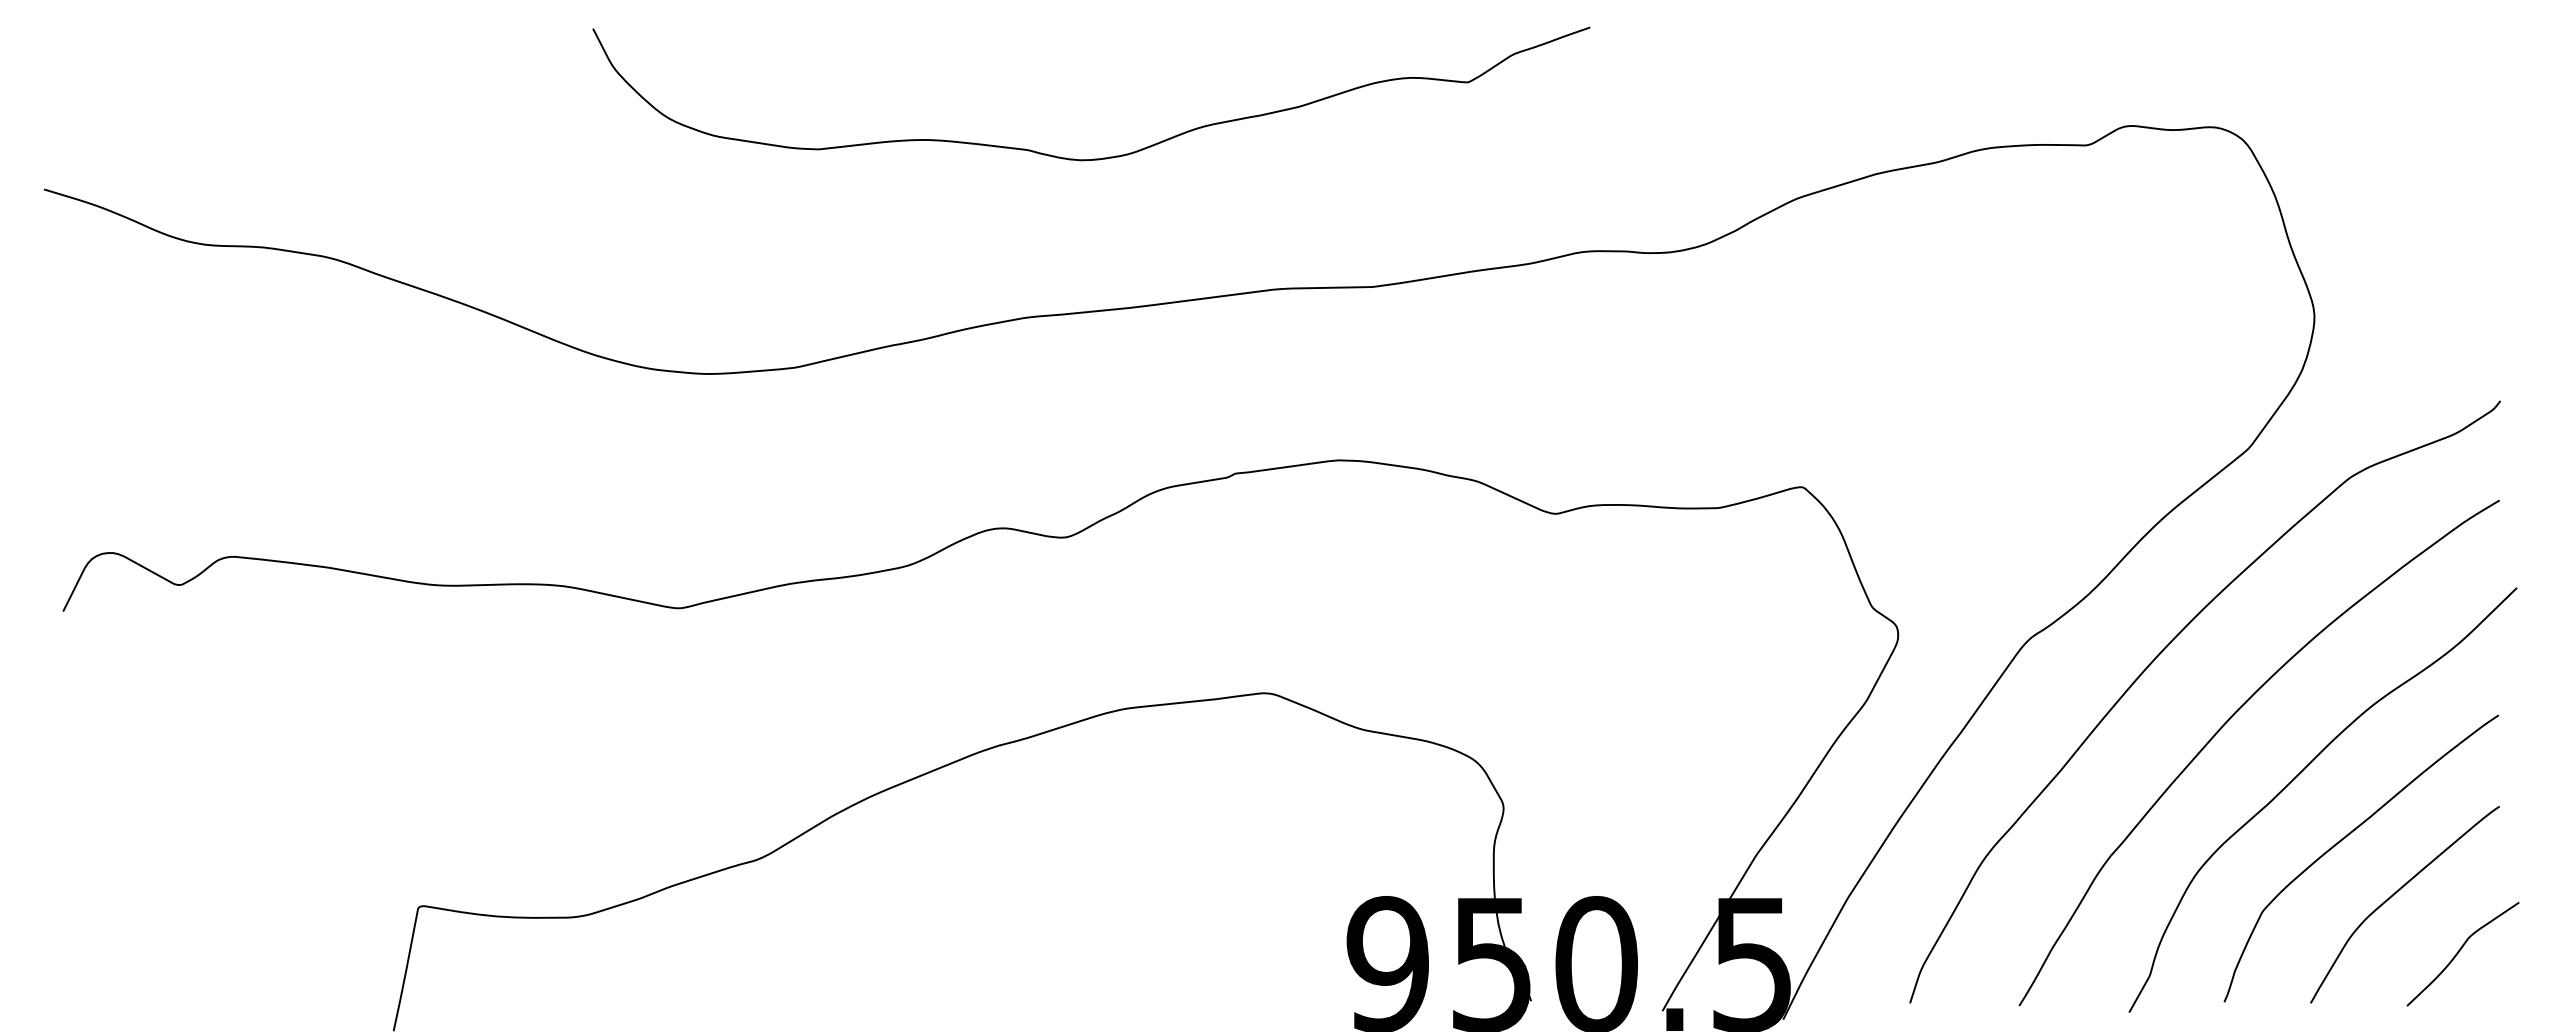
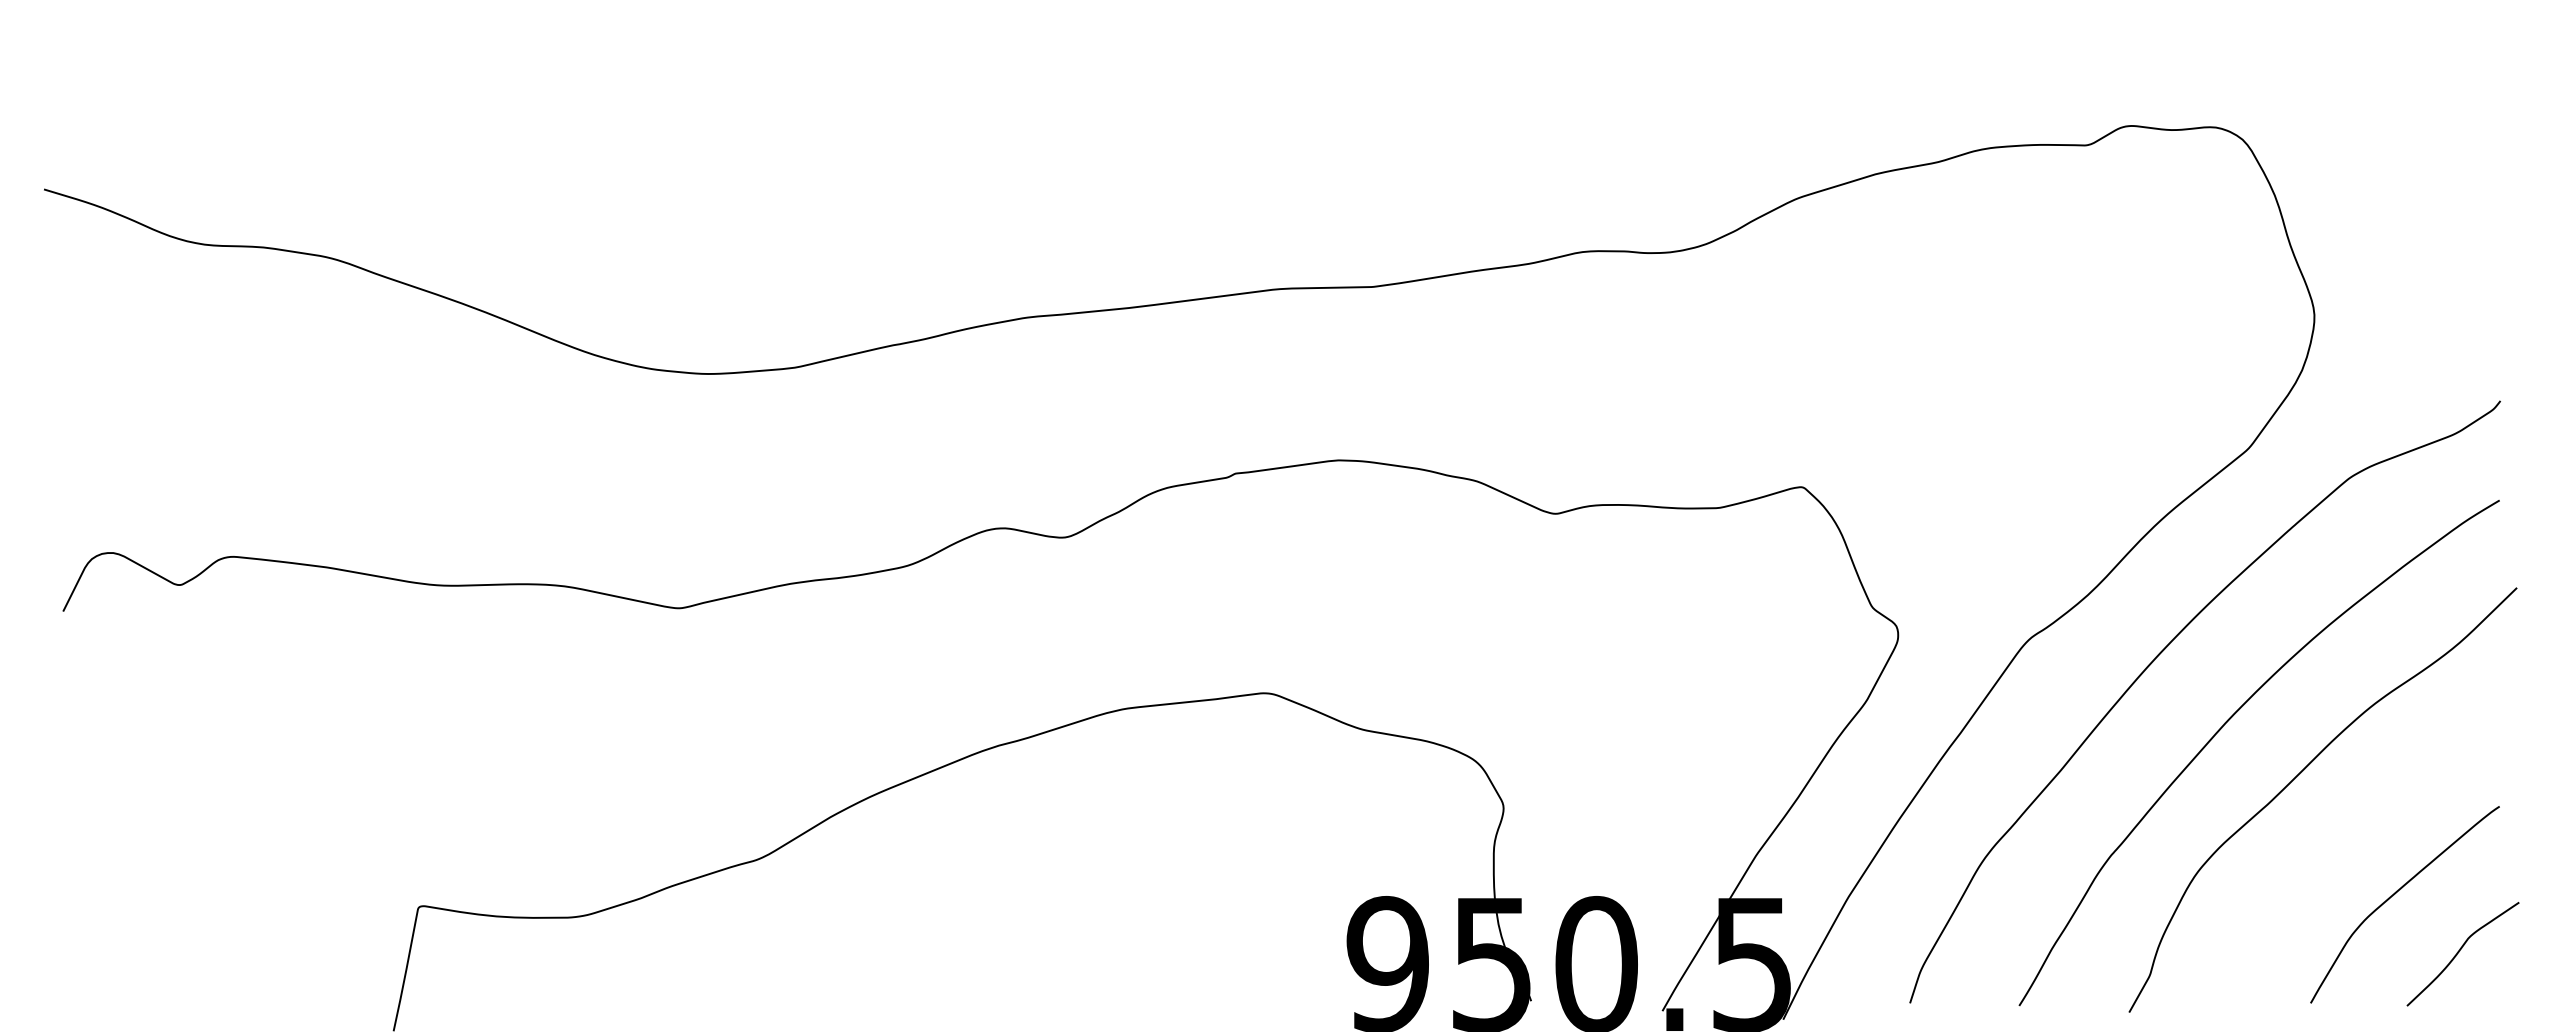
curve: present -> none (1093, 158)
curve: present -> none (2345, 838)
